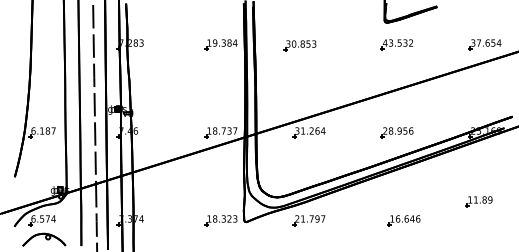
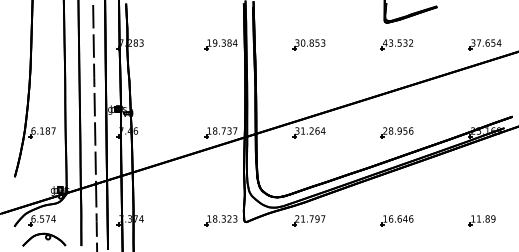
part position: (299, 45) -> (308, 44) (308, 44)
part position: (478, 201) -> (481, 220) (481, 220)
part position: (403, 220) -> (396, 220) (396, 220)
